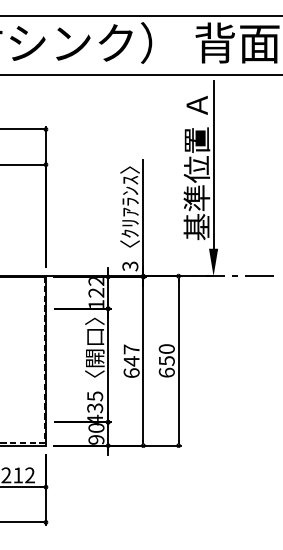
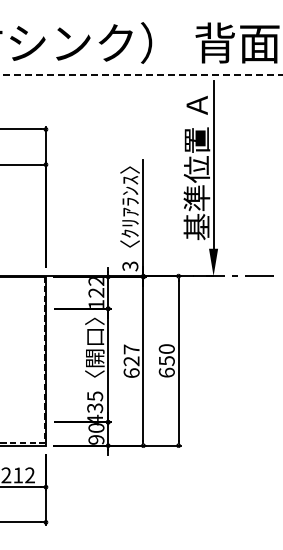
line: present -> none (140, 16)
line: solid -> dashed (141, 75)
text: 647 -> 627 (131, 361)
